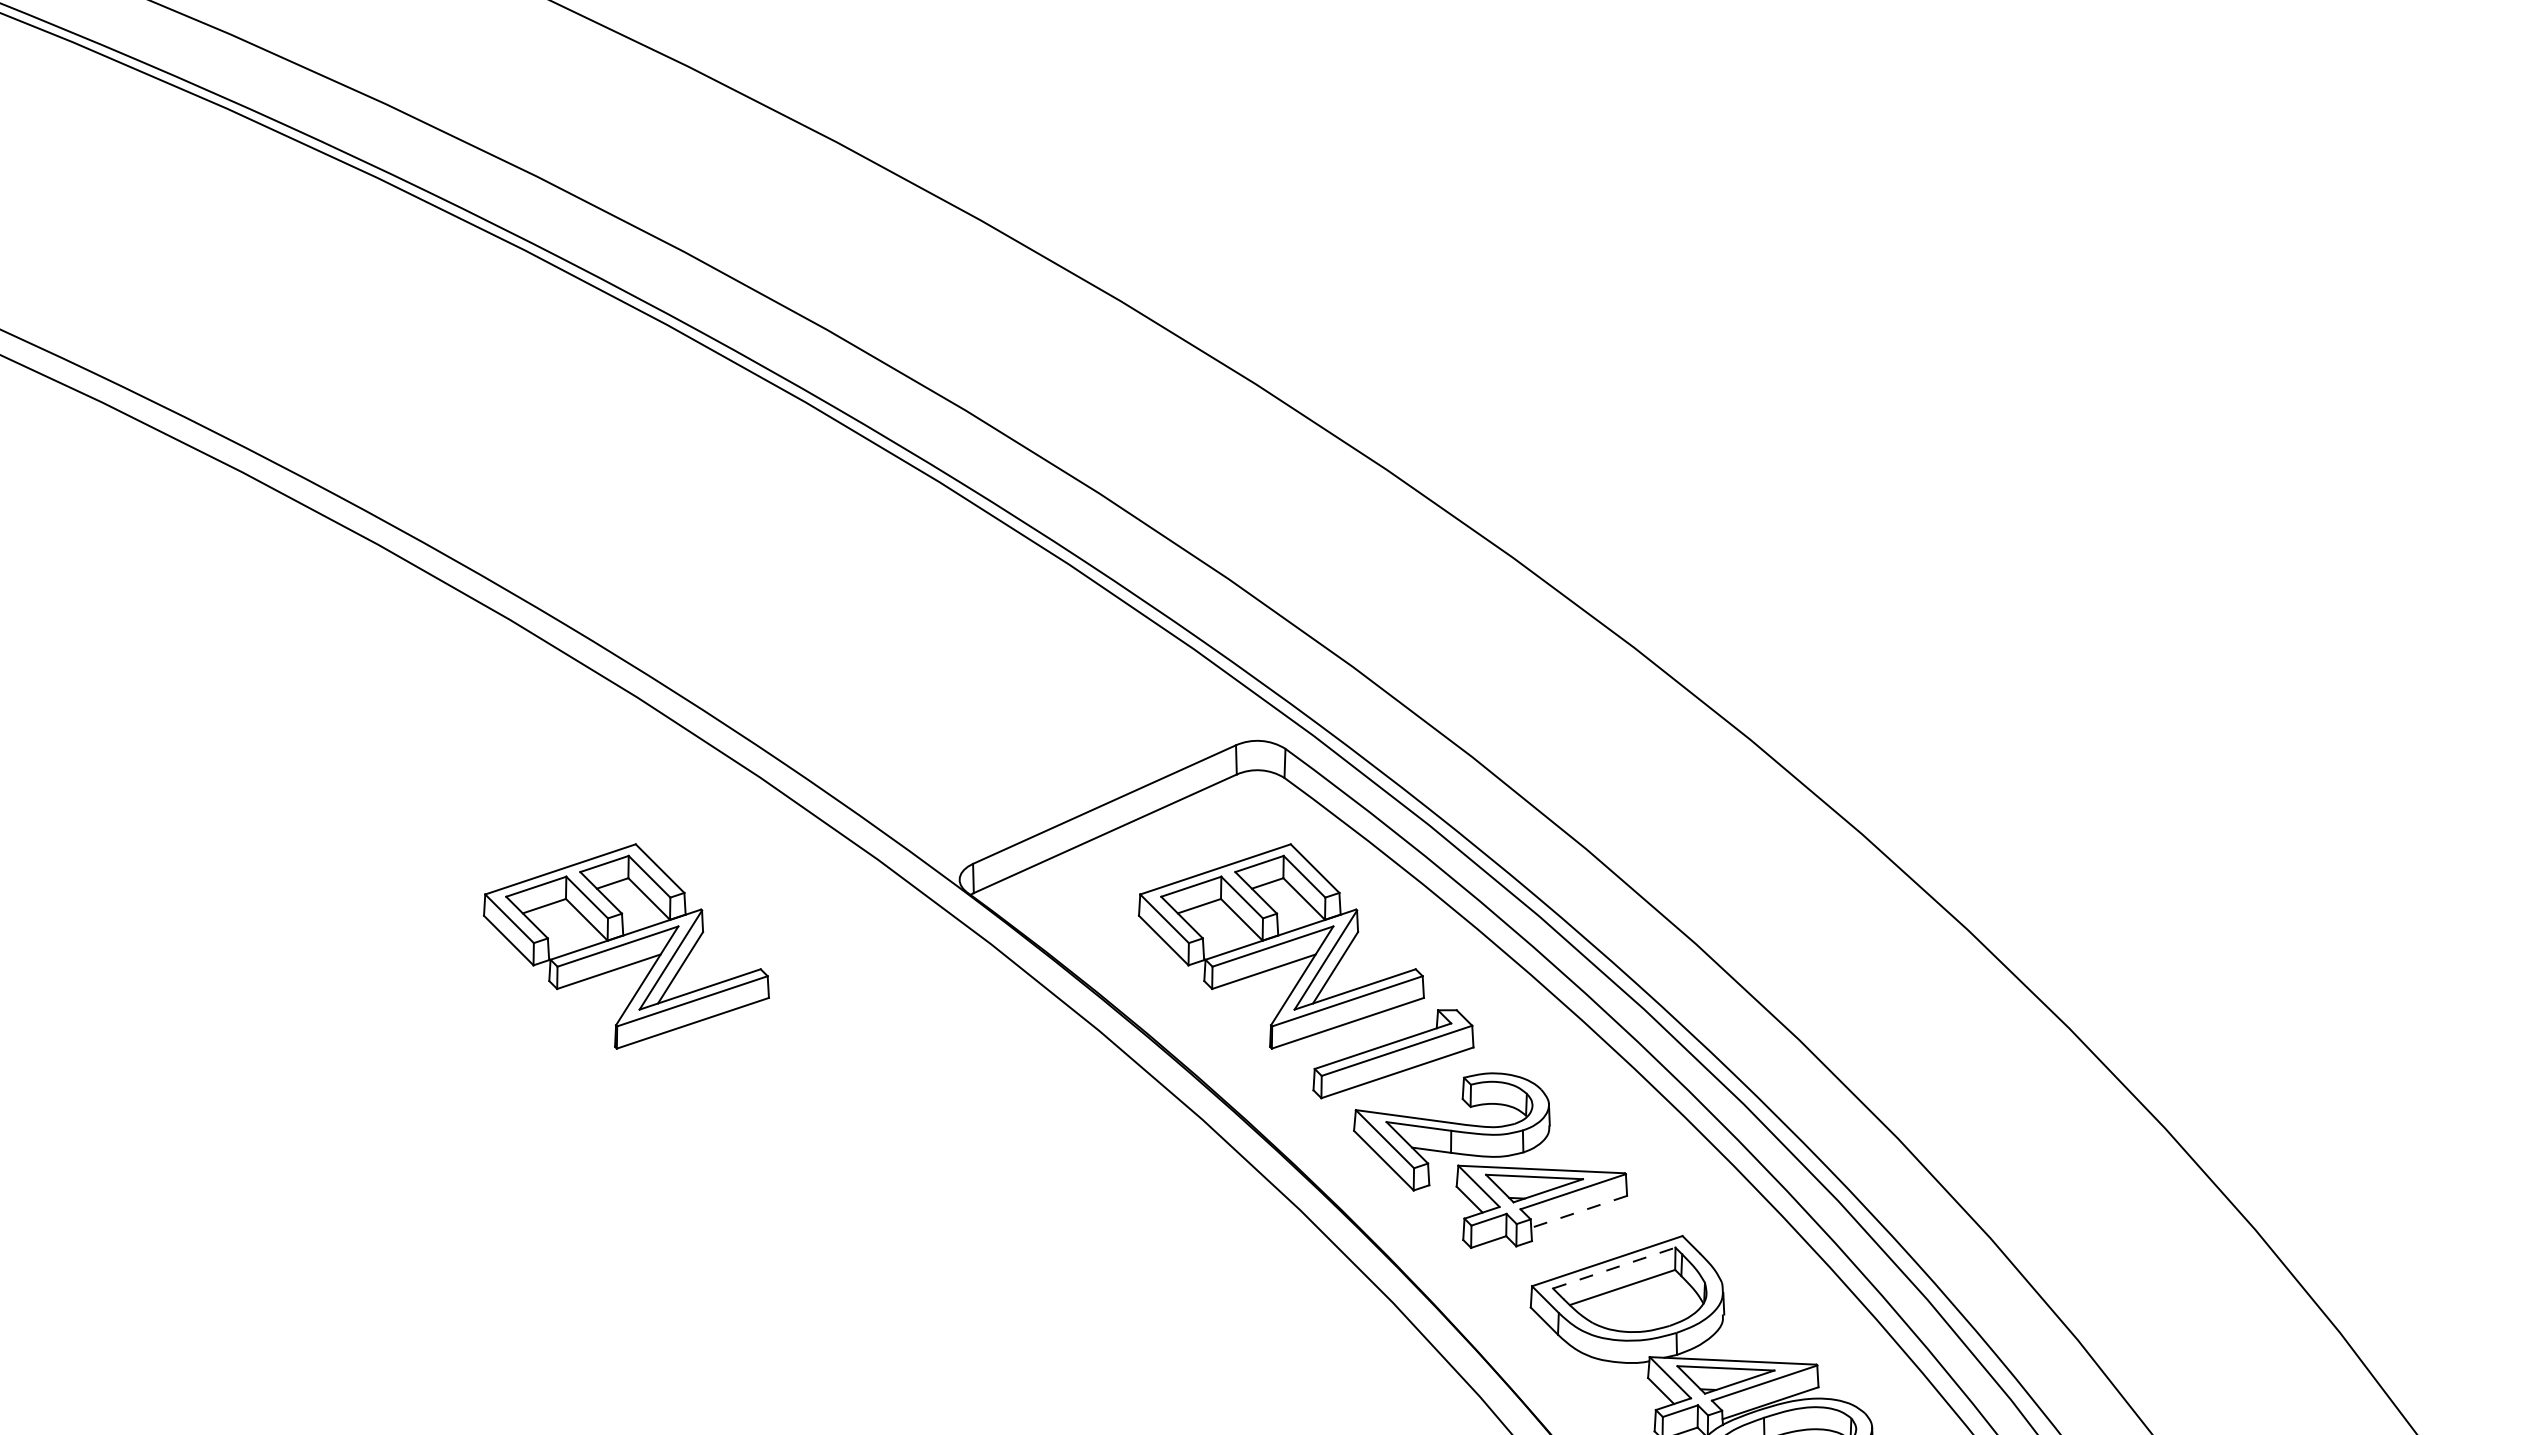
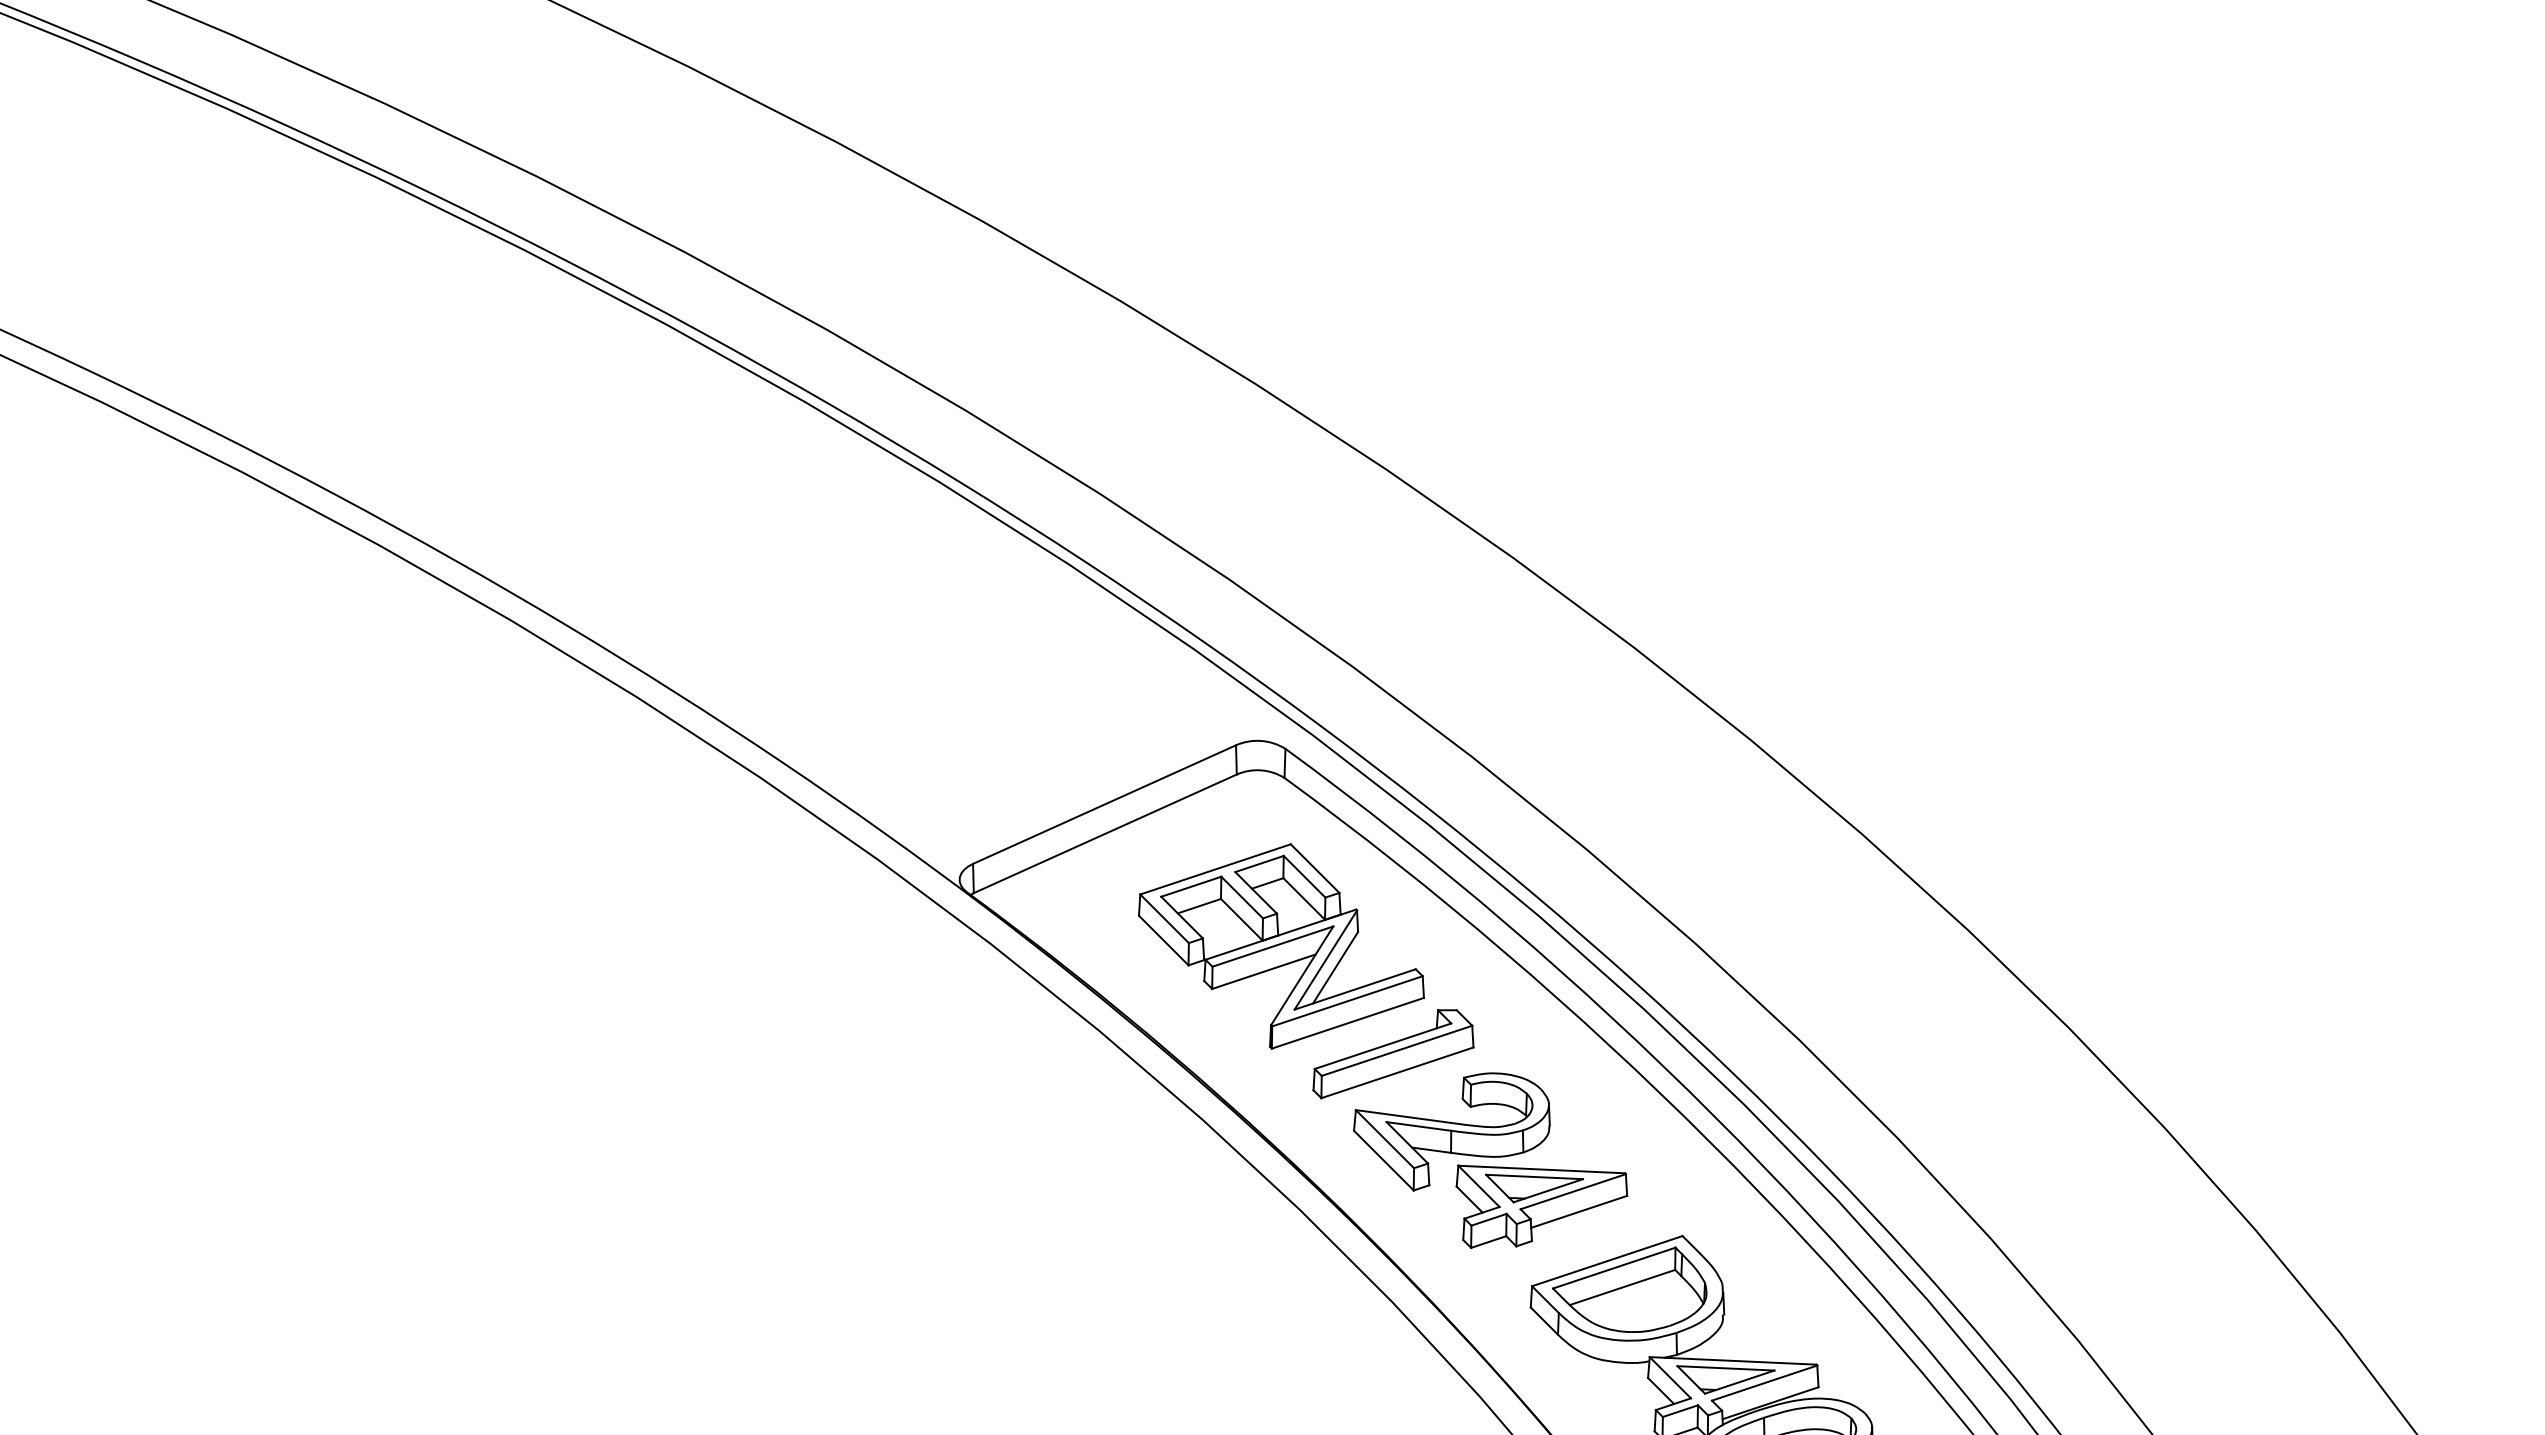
part: present -> none (626, 946)
line: dashed -> solid (1579, 1211)
line: dashed -> solid (1614, 1268)
